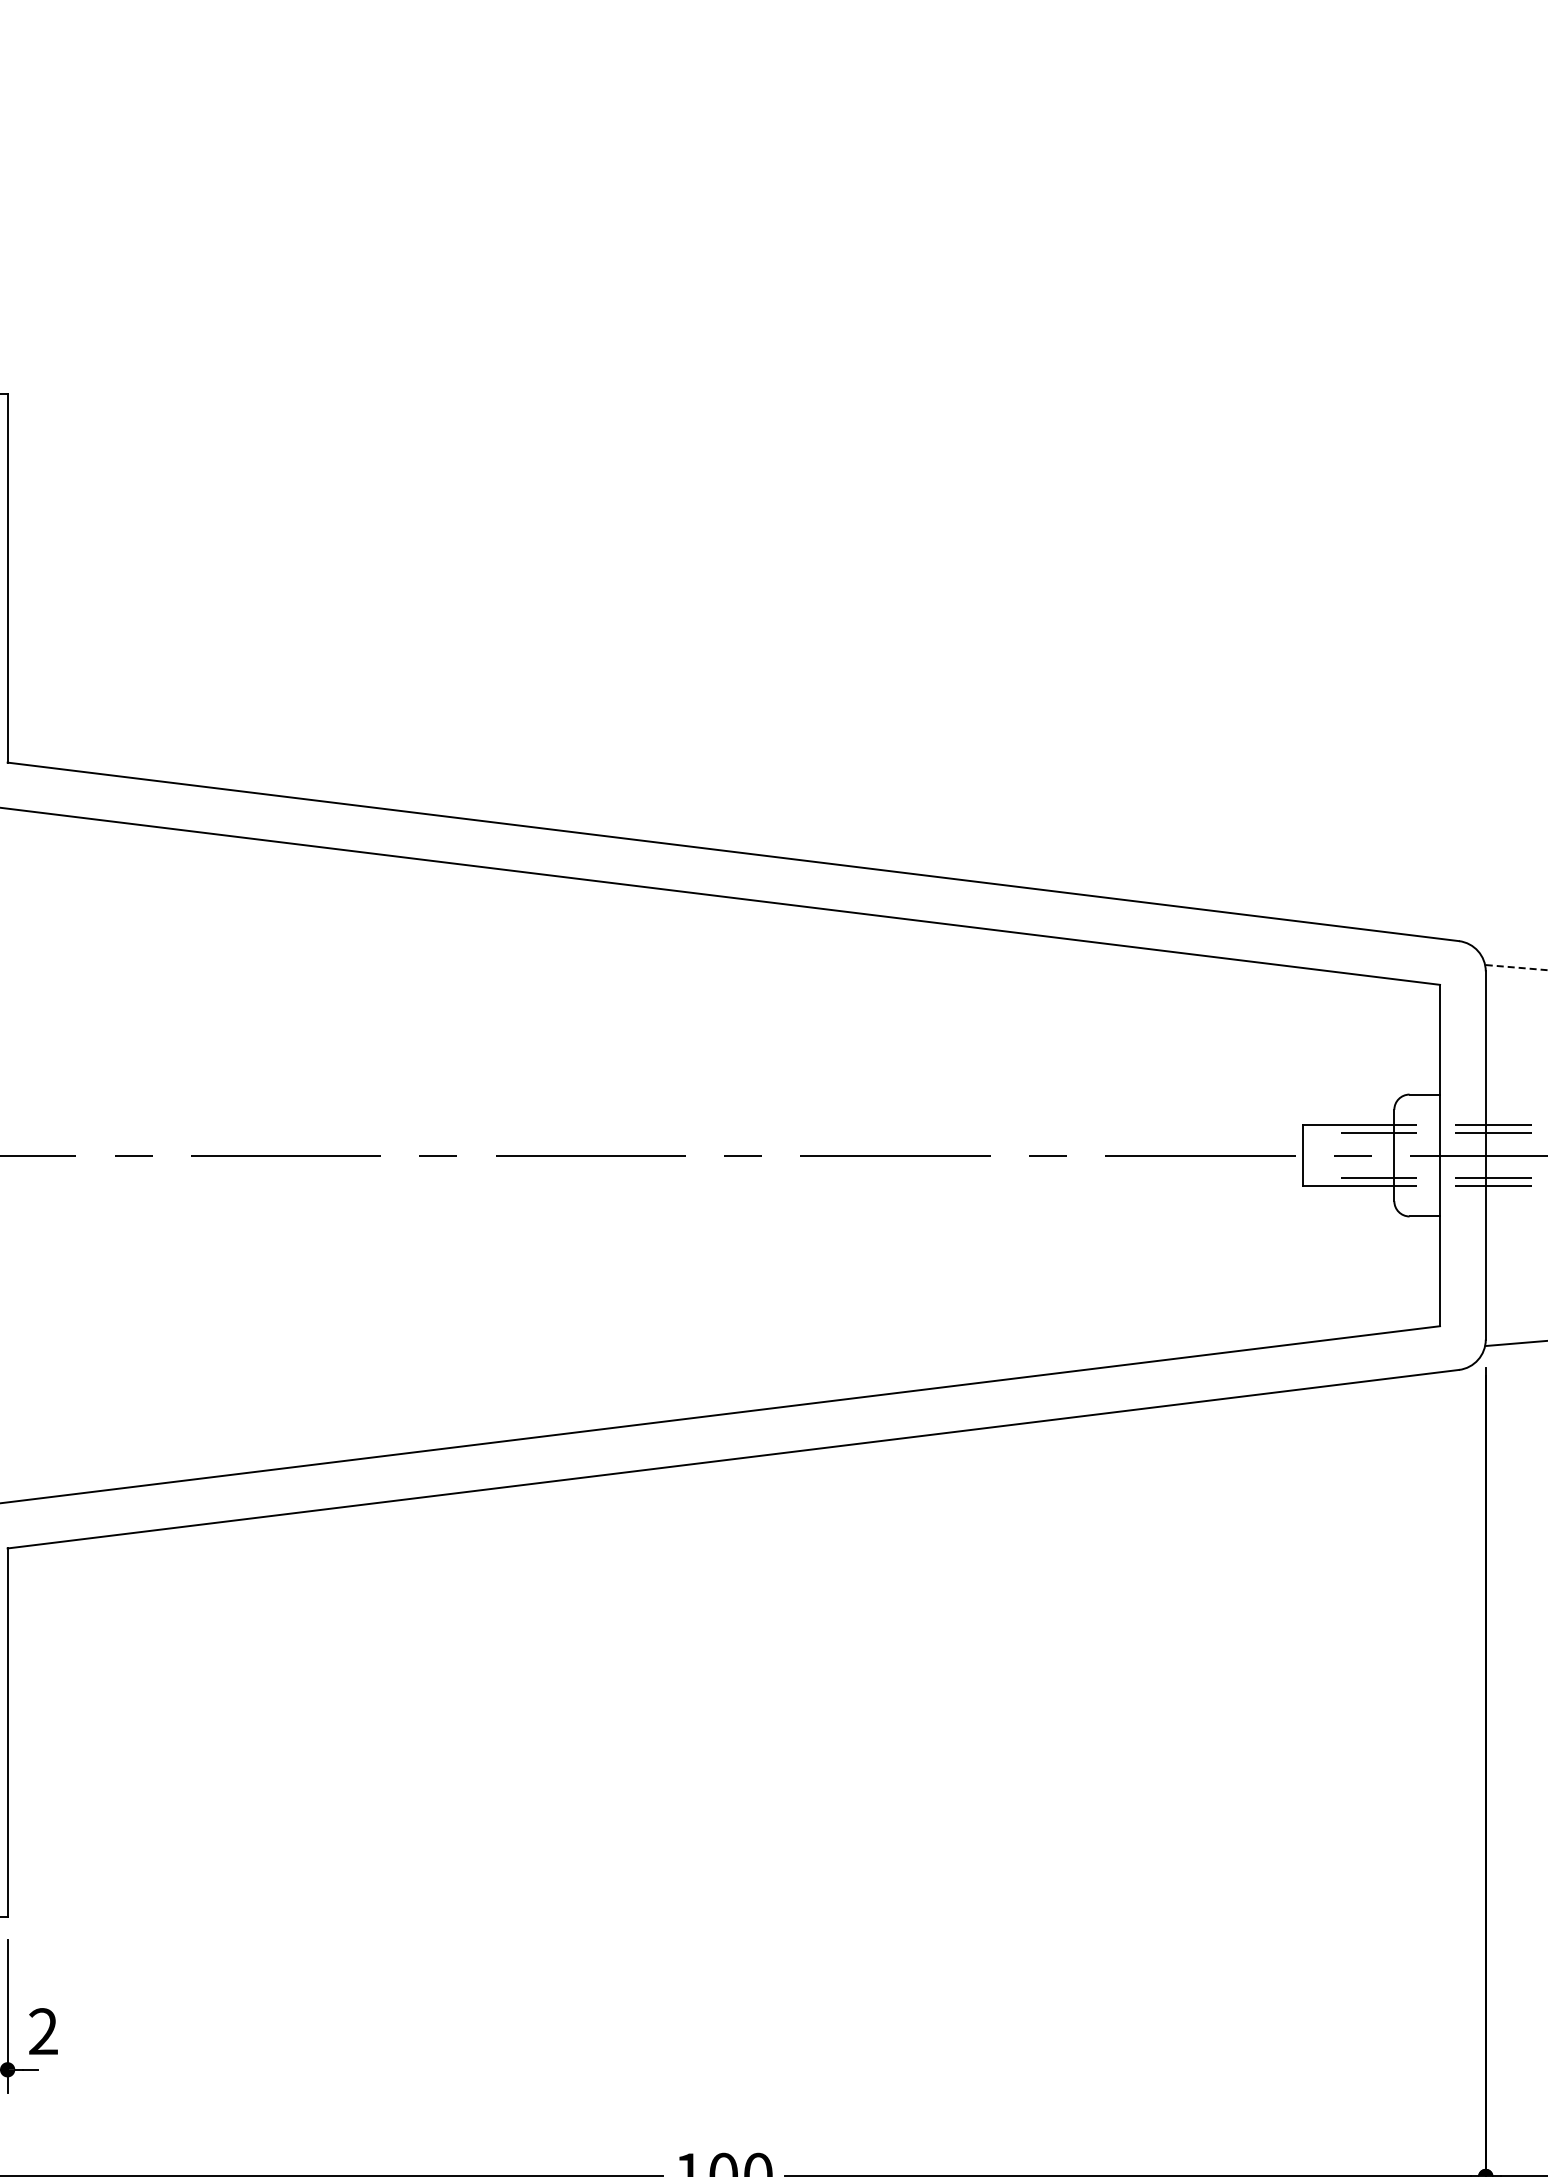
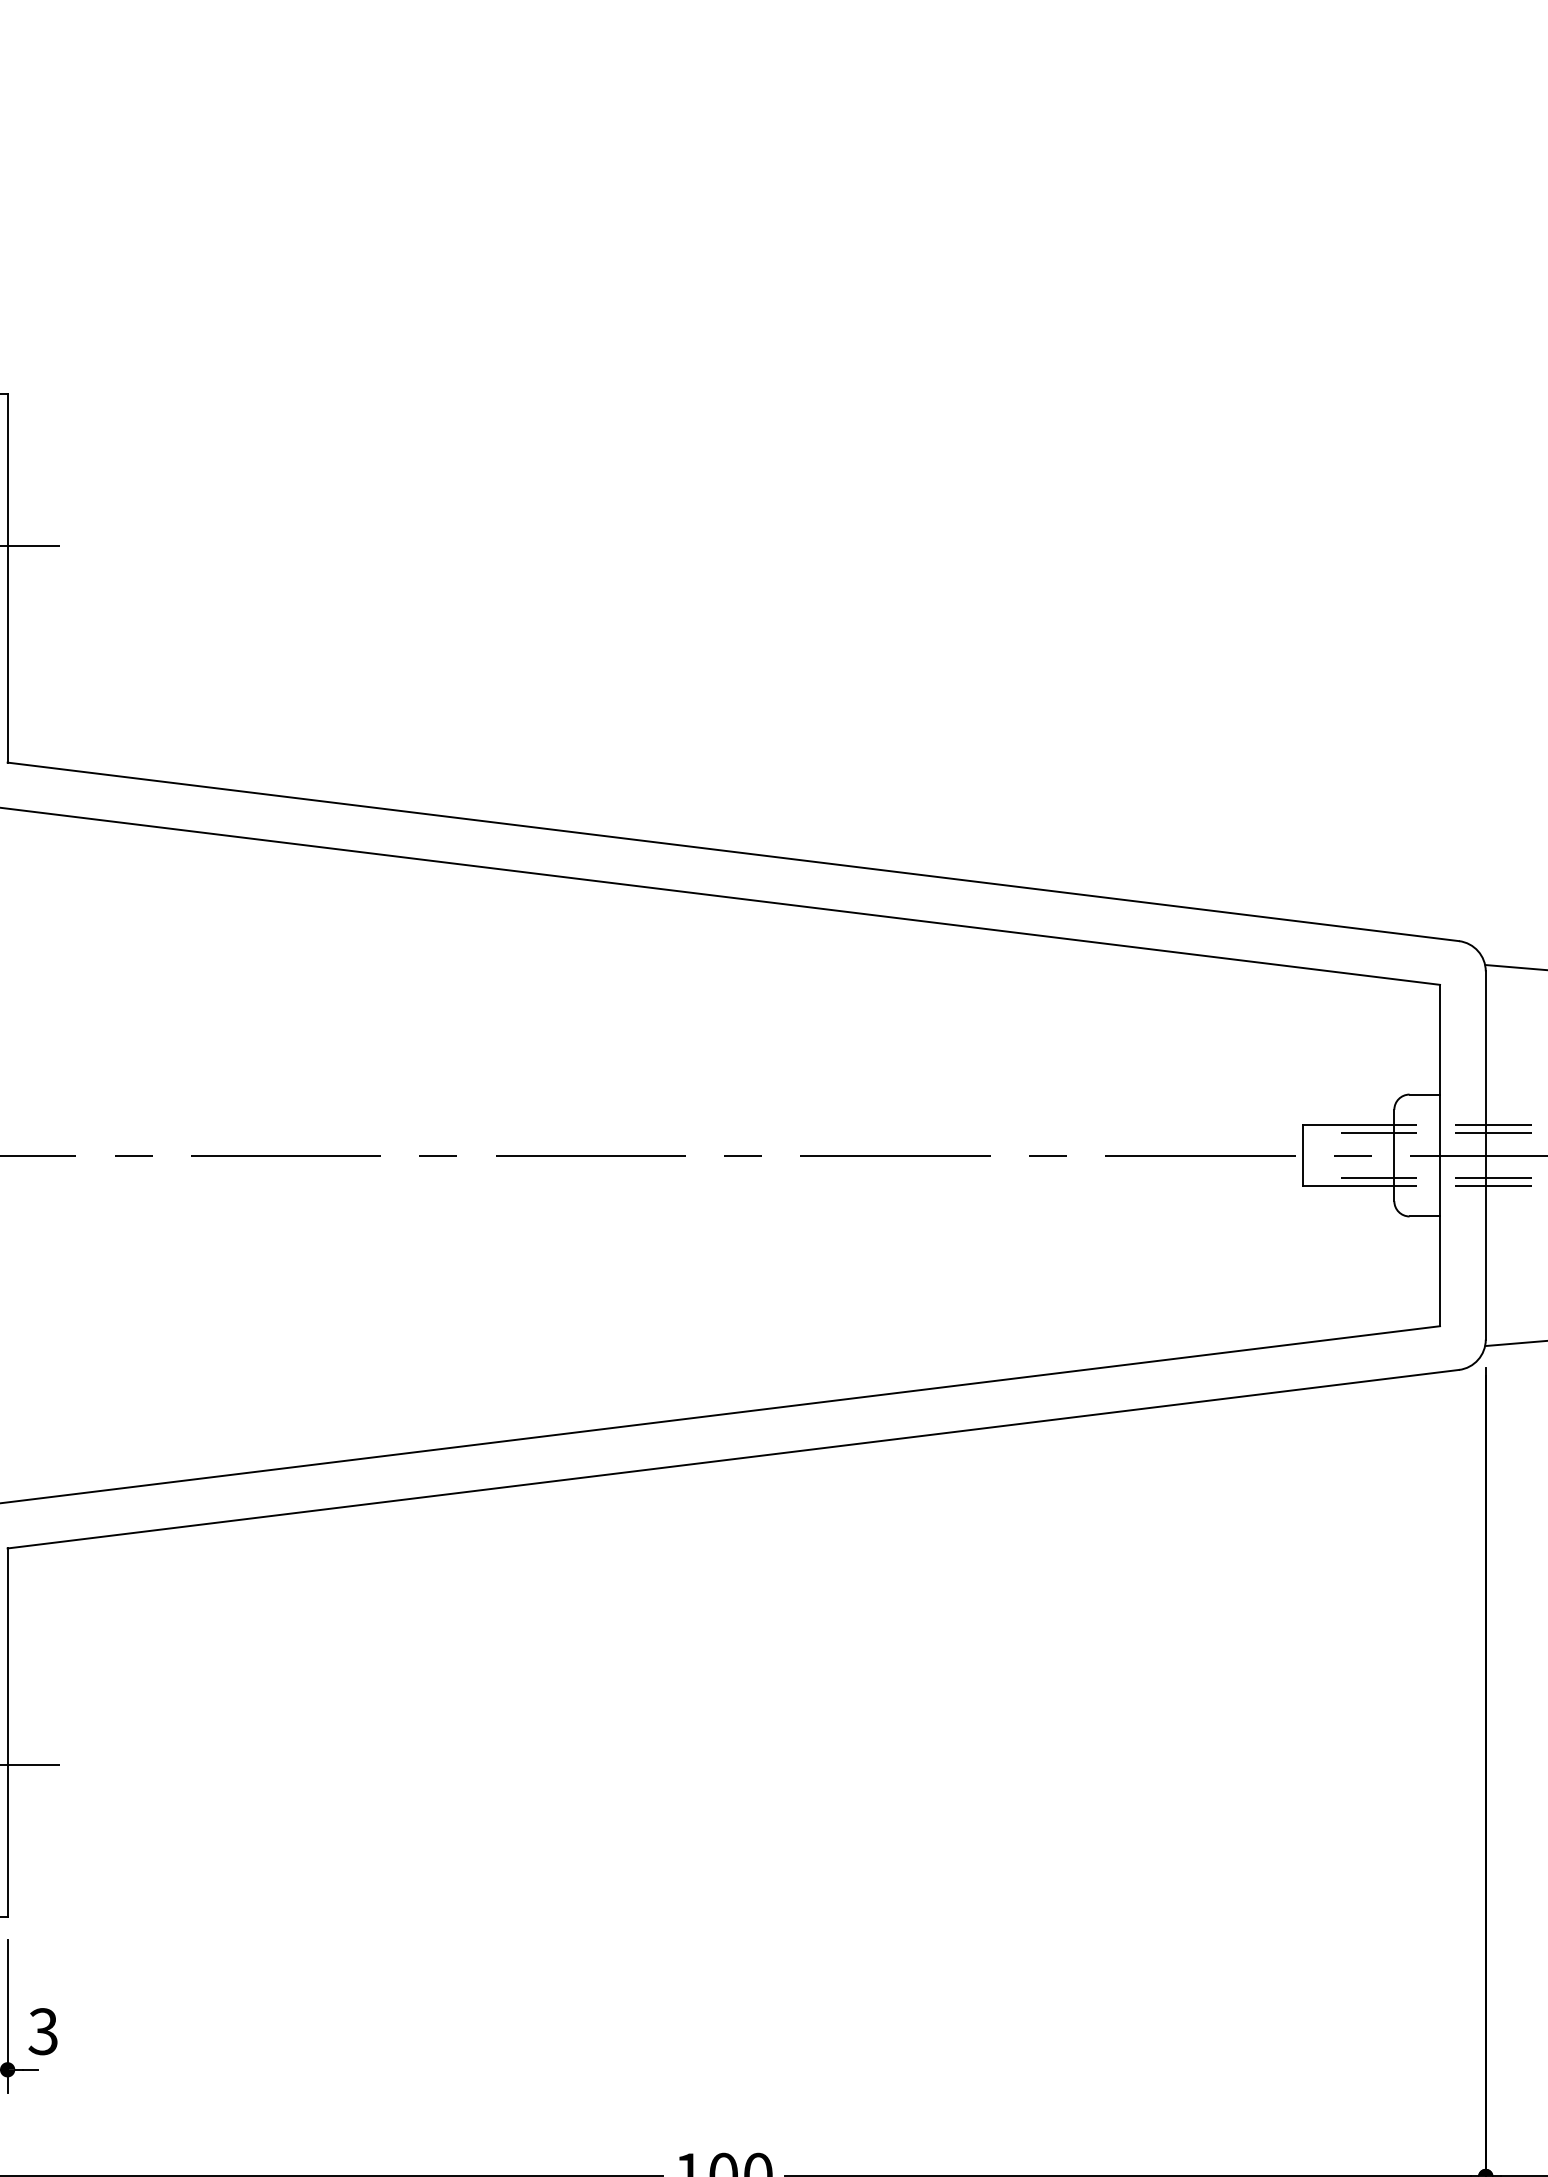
line: none -> present (31, 546)
line: dashed -> solid (1516, 967)
line: none -> present (31, 1765)
text: 2 -> 3 (42, 2031)
